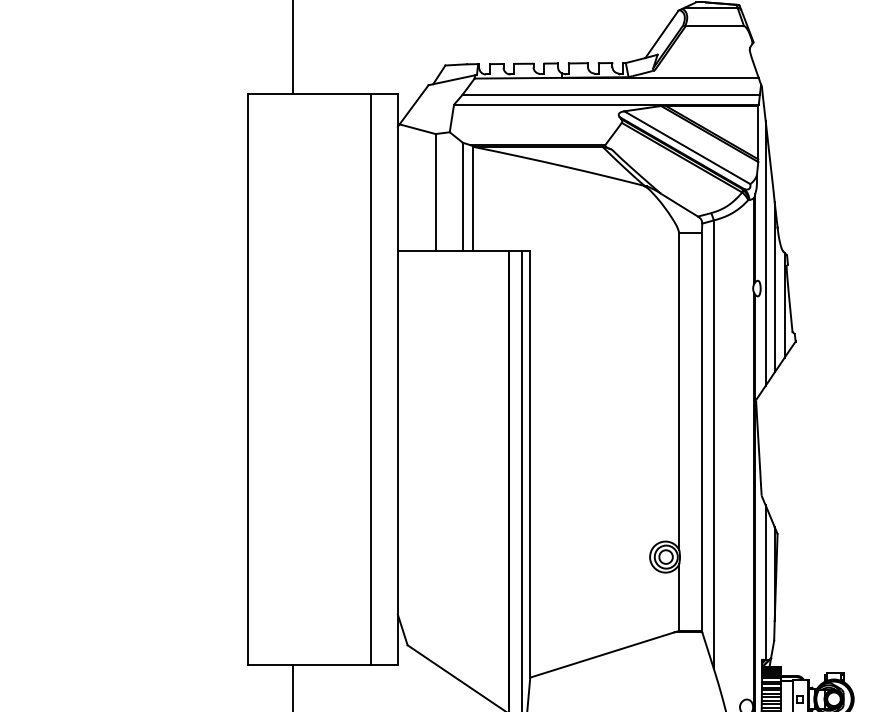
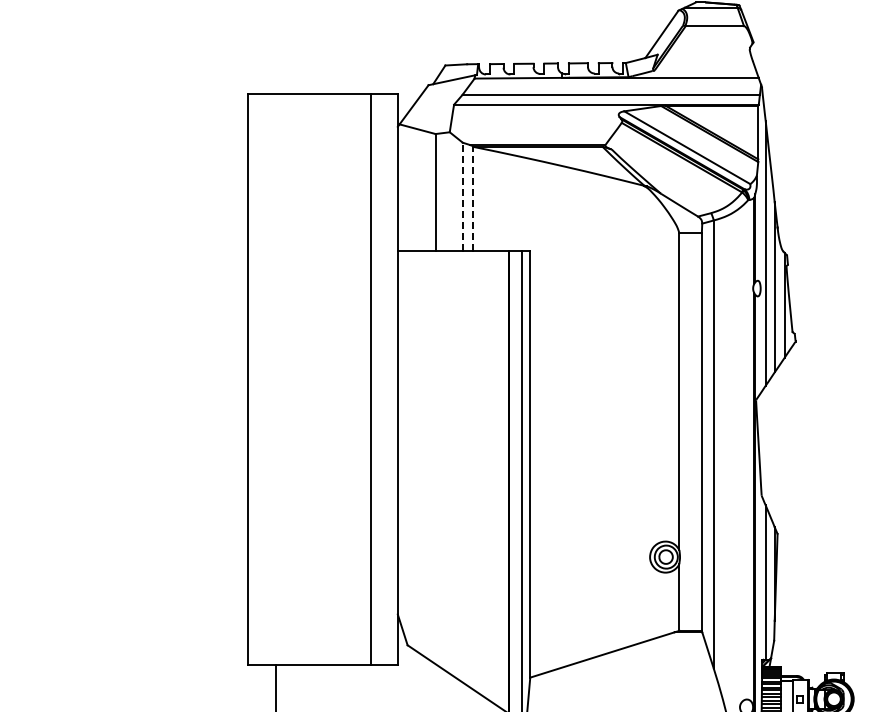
line: present -> none (292, 48)
line: solid -> dashed (462, 196)
line: solid -> dashed (473, 198)
line position: (292, 686) -> (275, 686) (275, 686)
